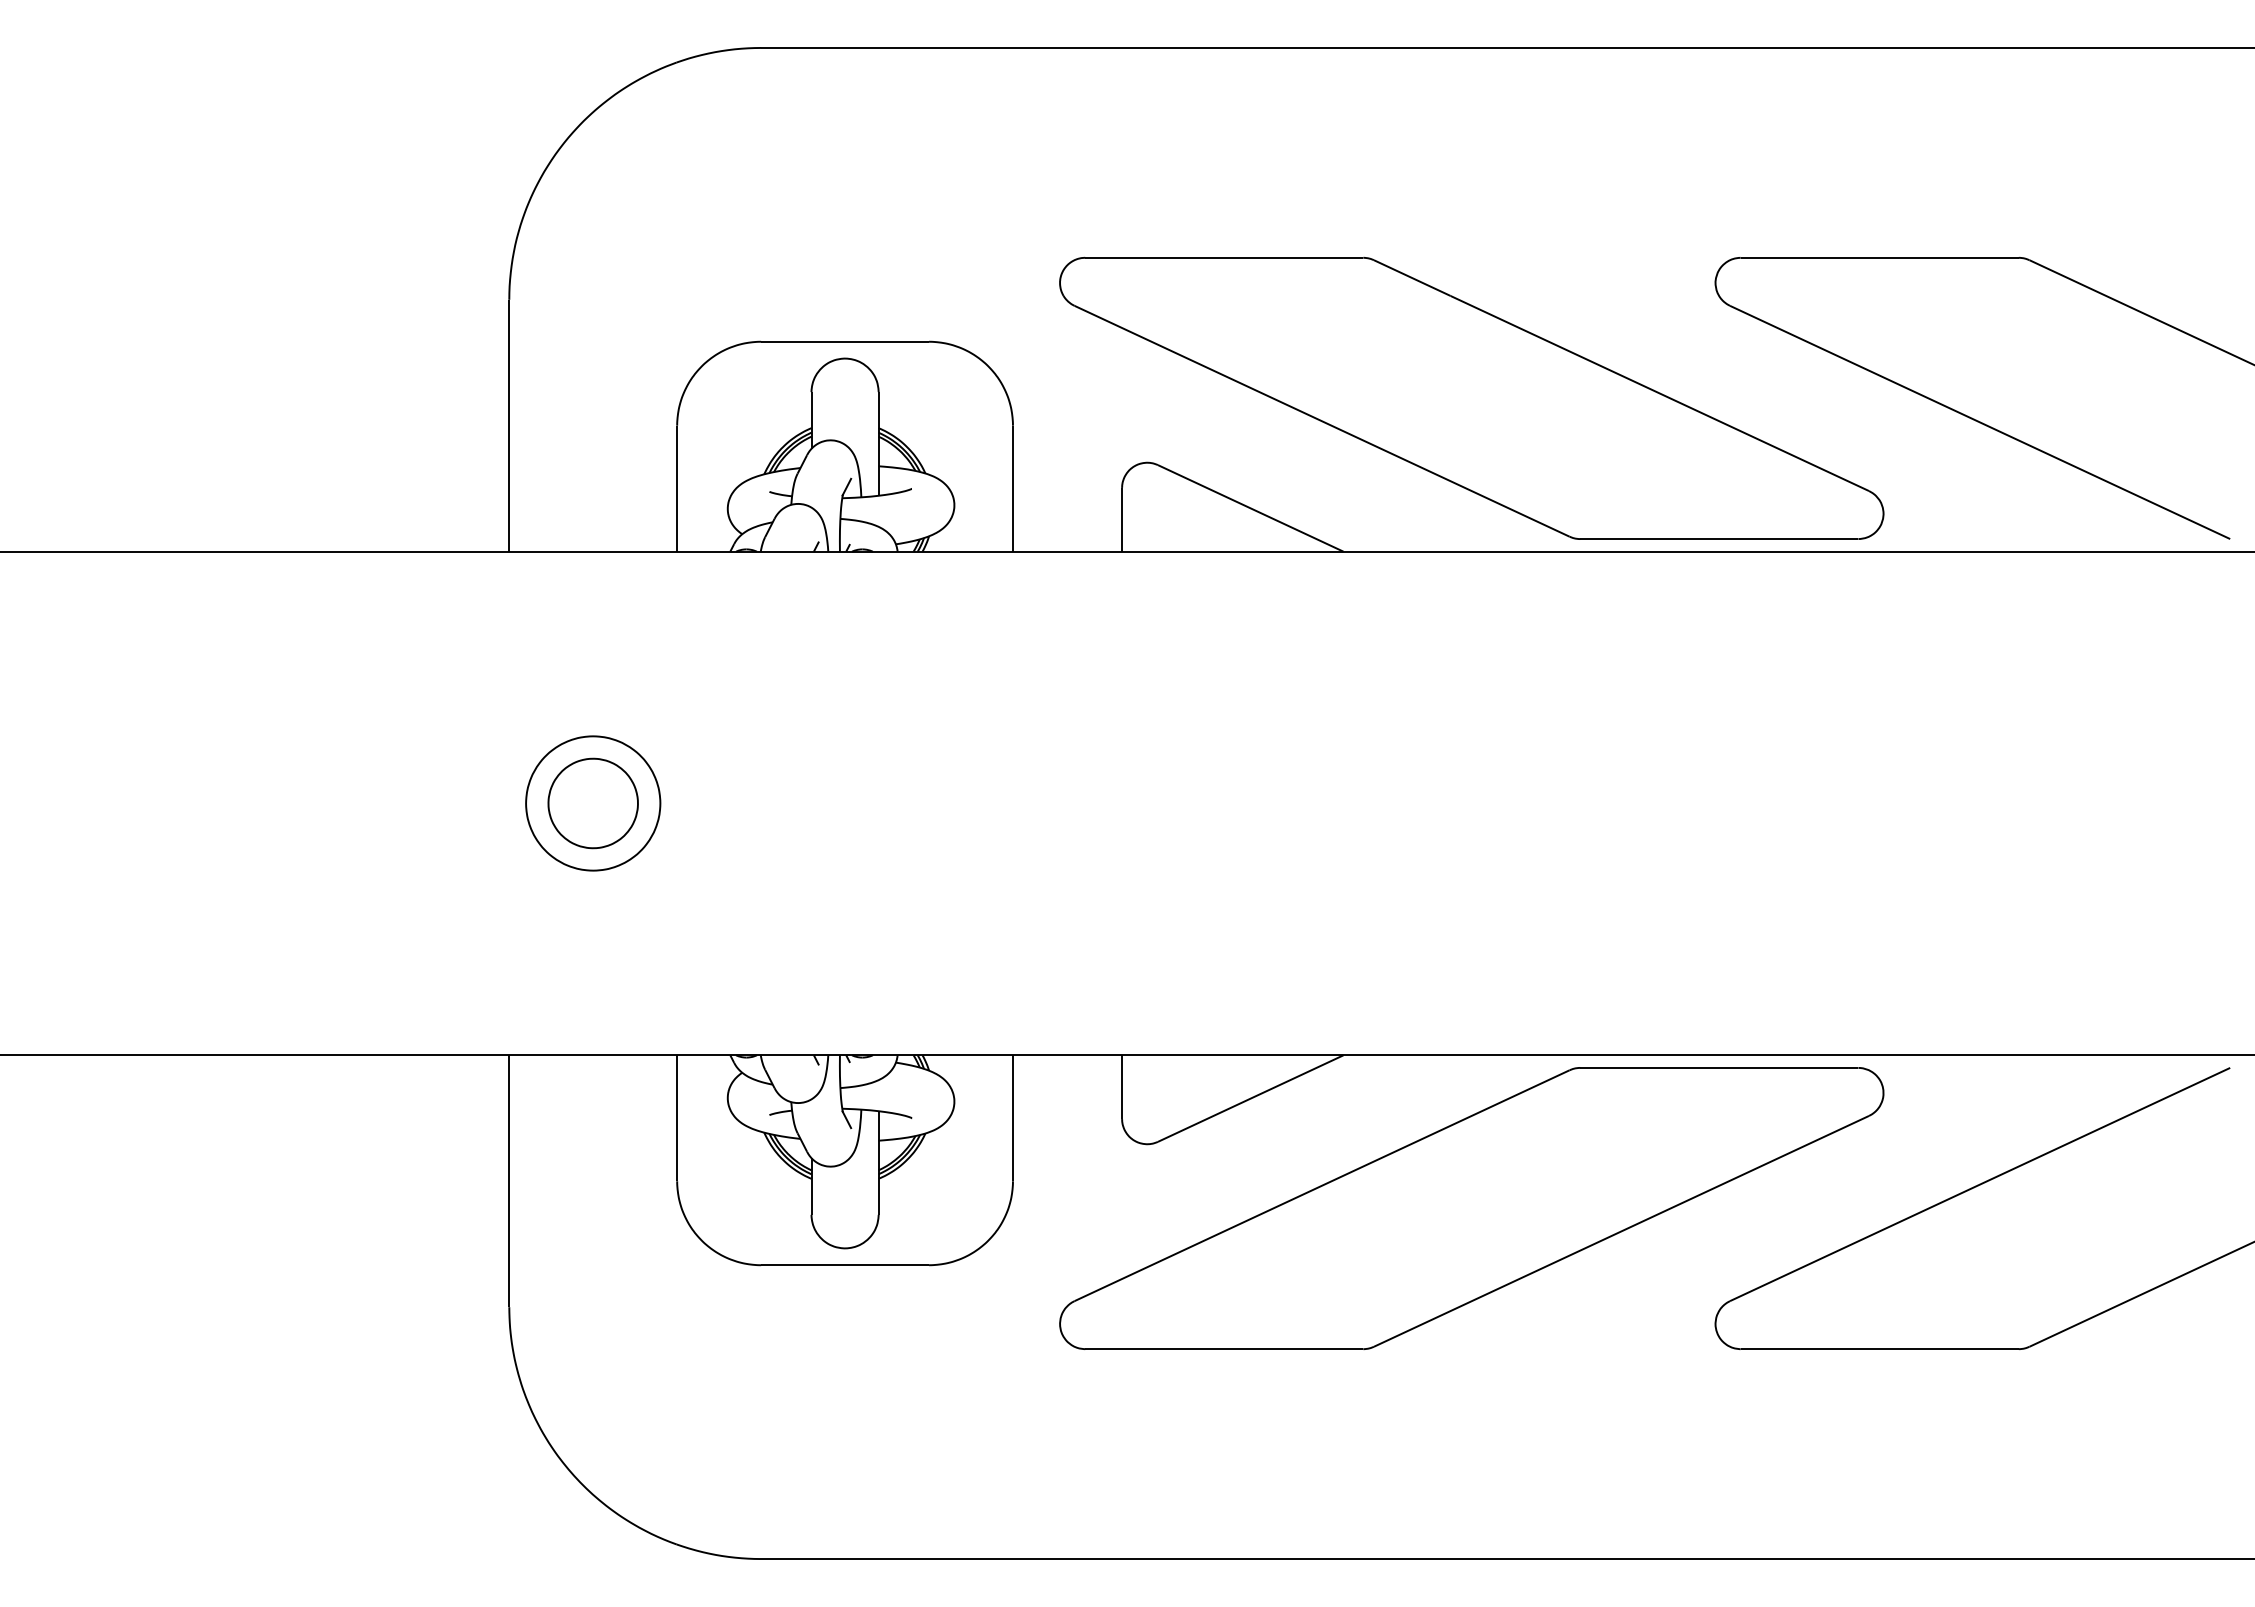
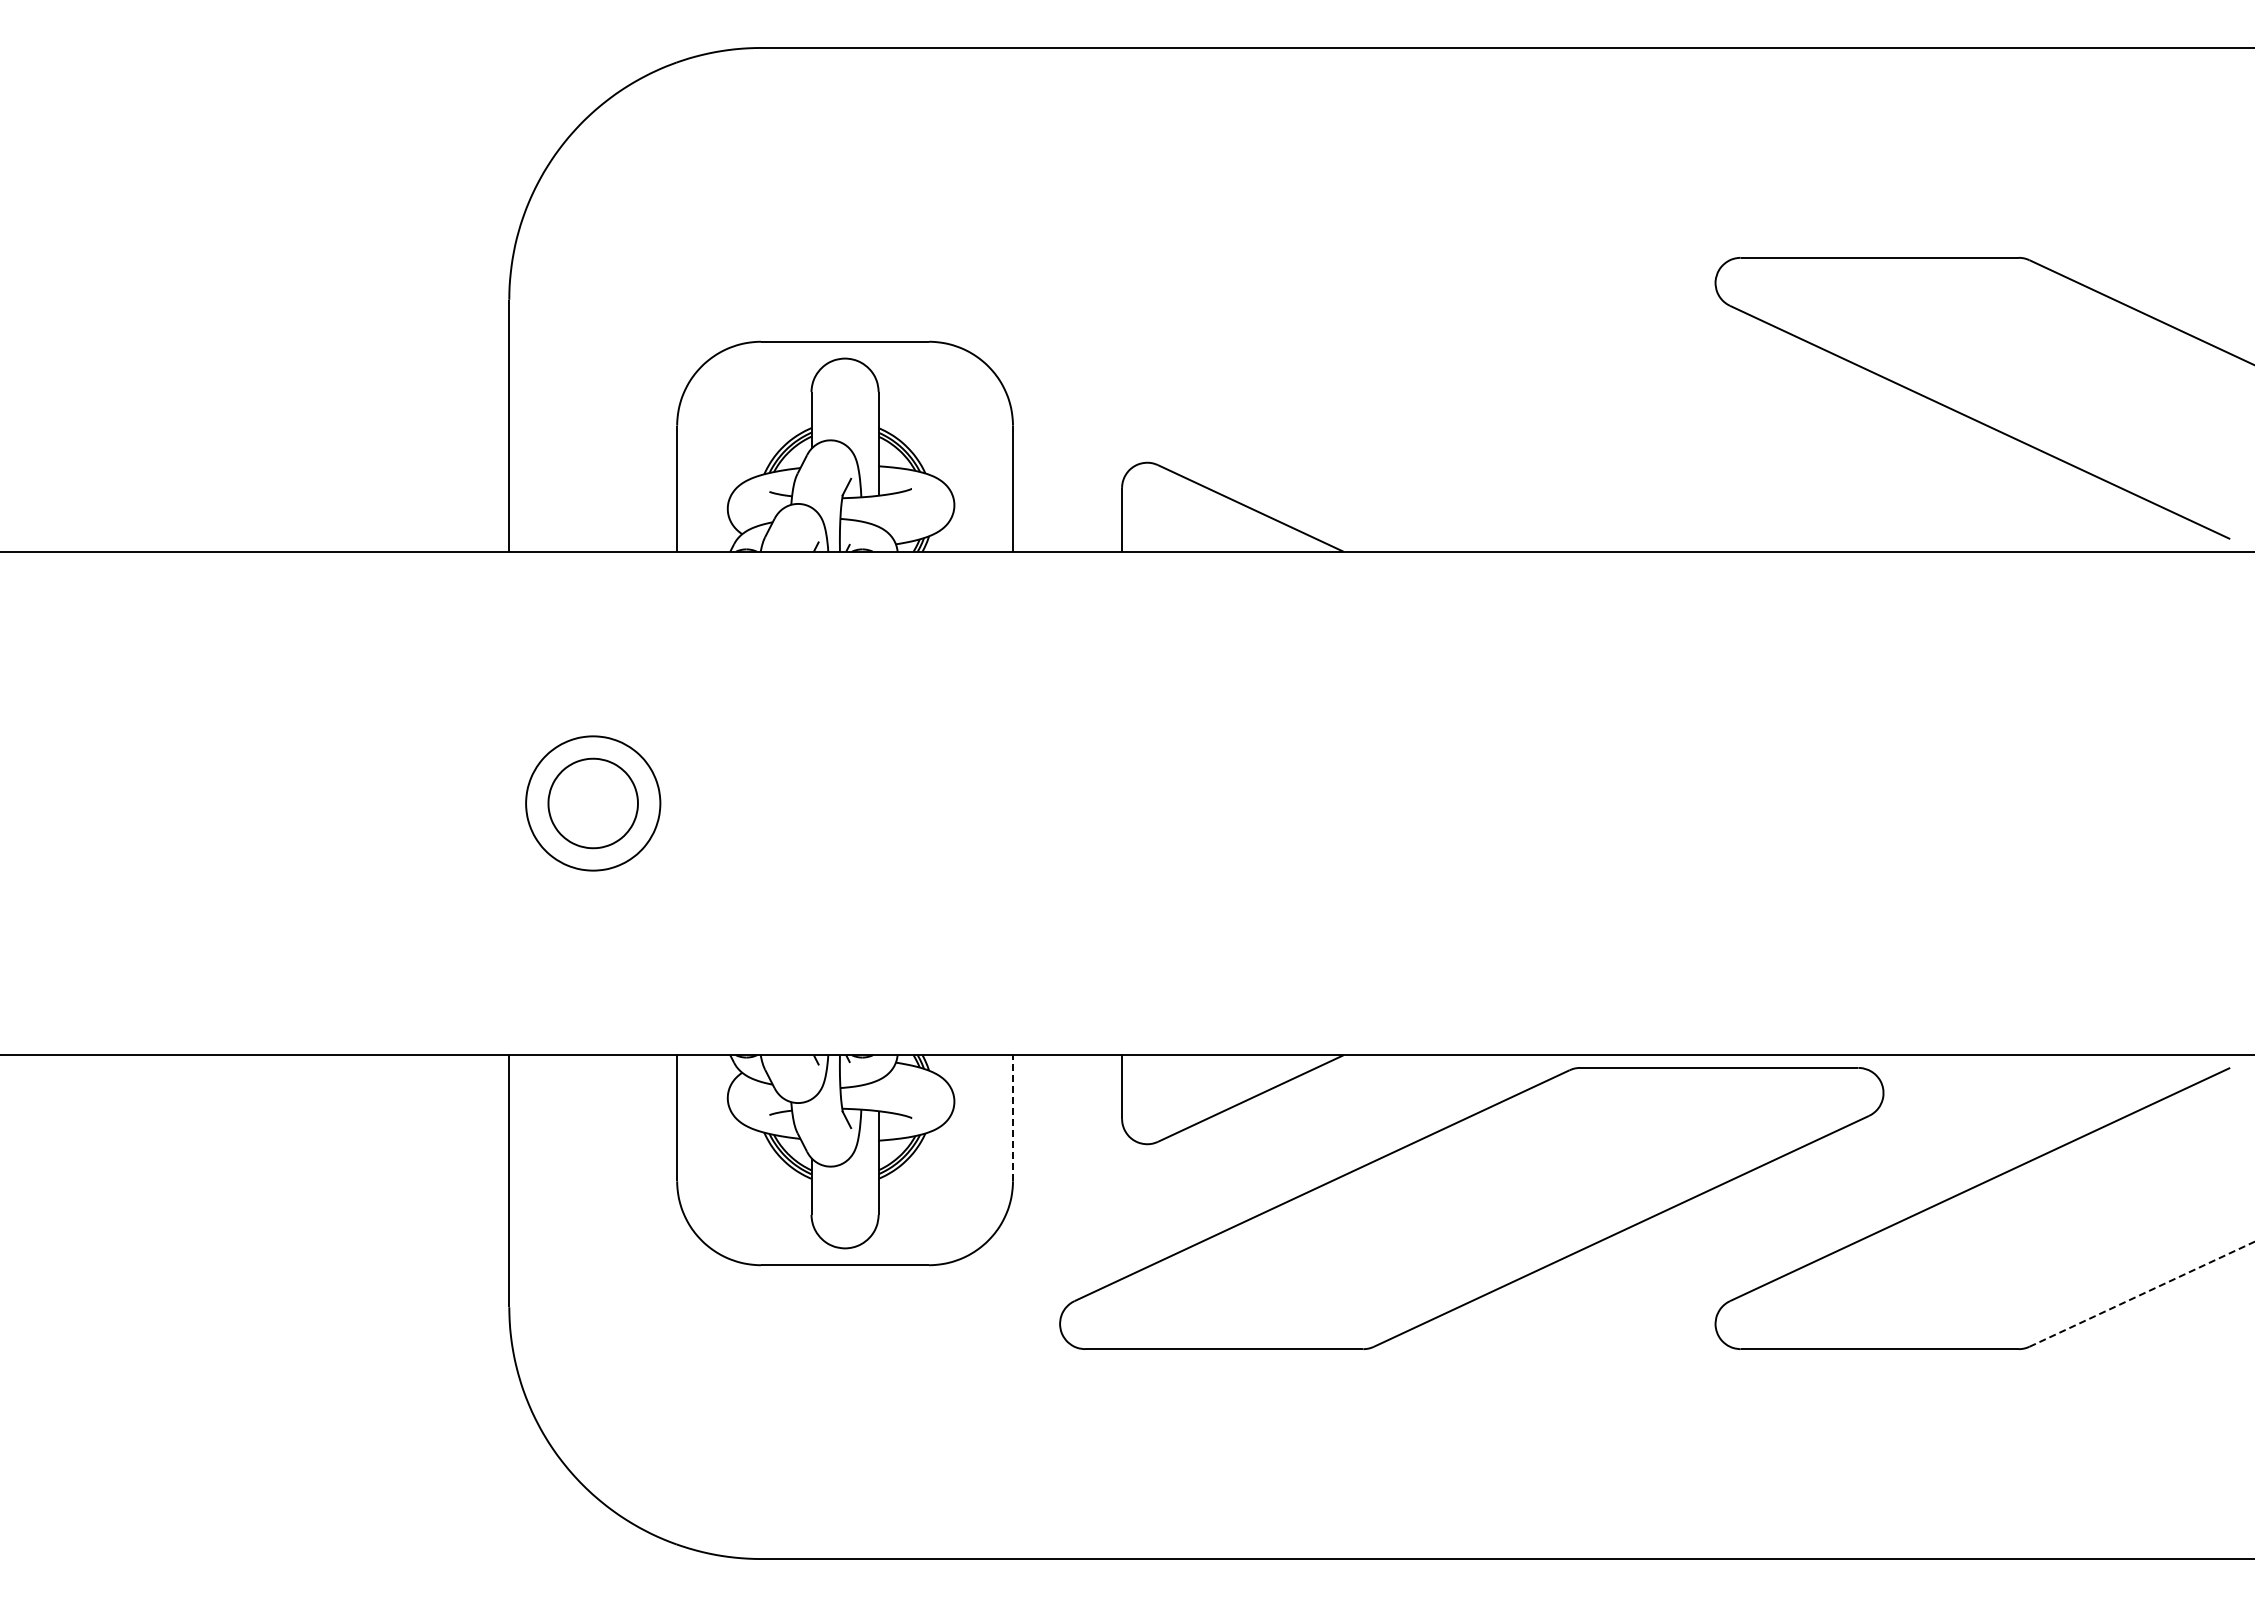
part: present -> none (1471, 397)
line: solid -> dashed (1012, 1118)
line: solid -> dashed (2142, 1294)
